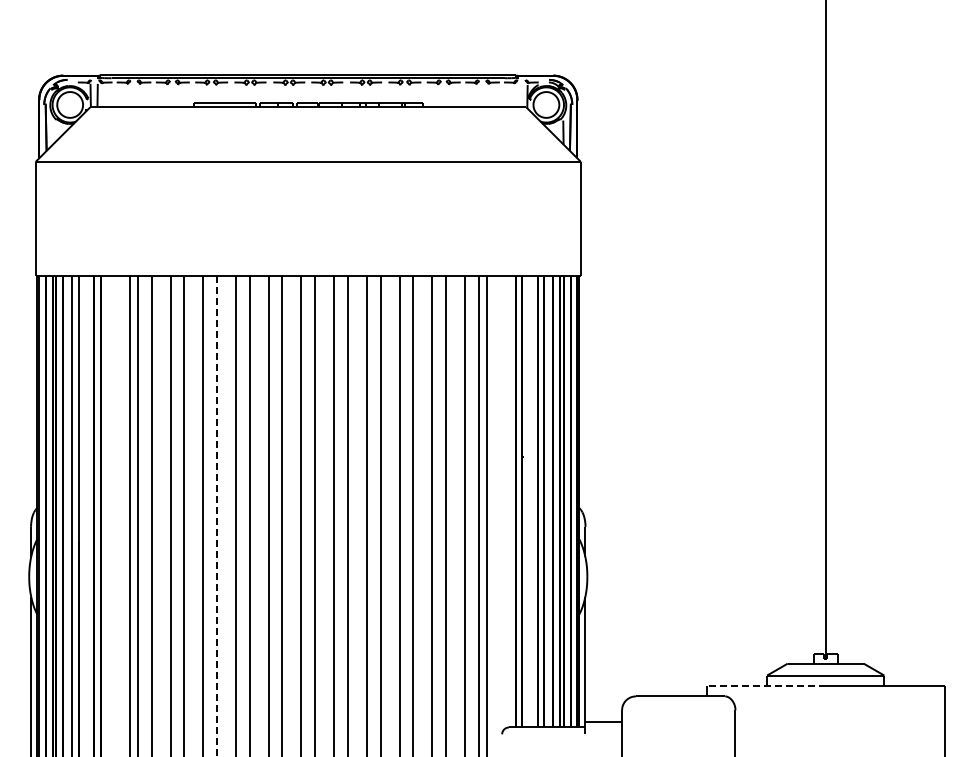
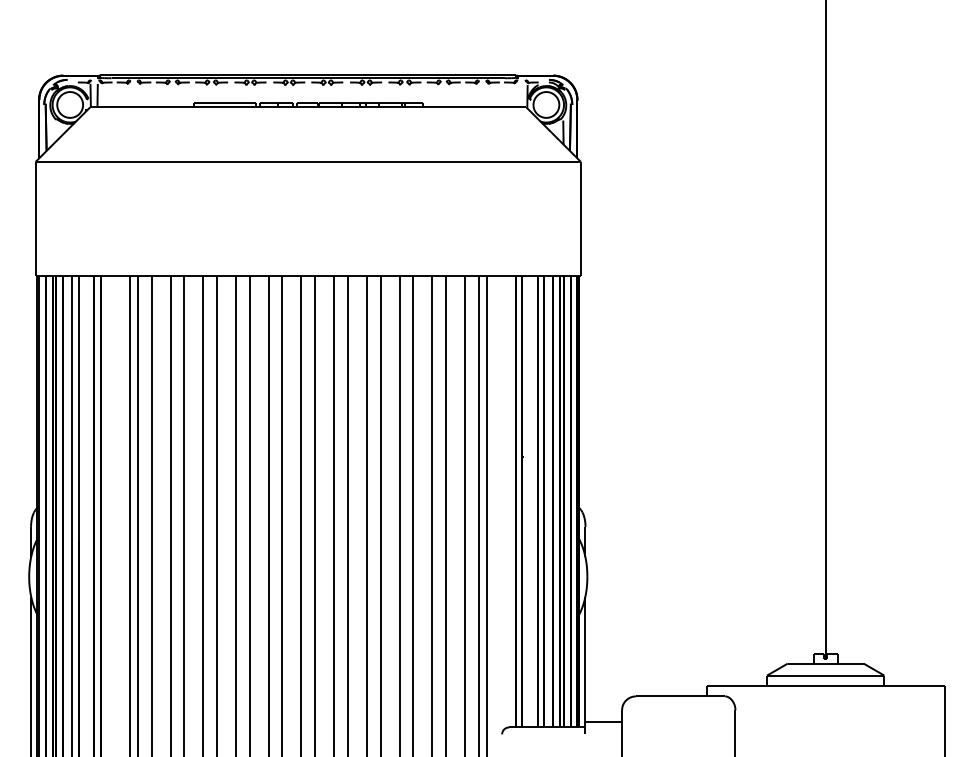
line: dashed -> solid (217, 516)
line: dashed -> solid (766, 686)
